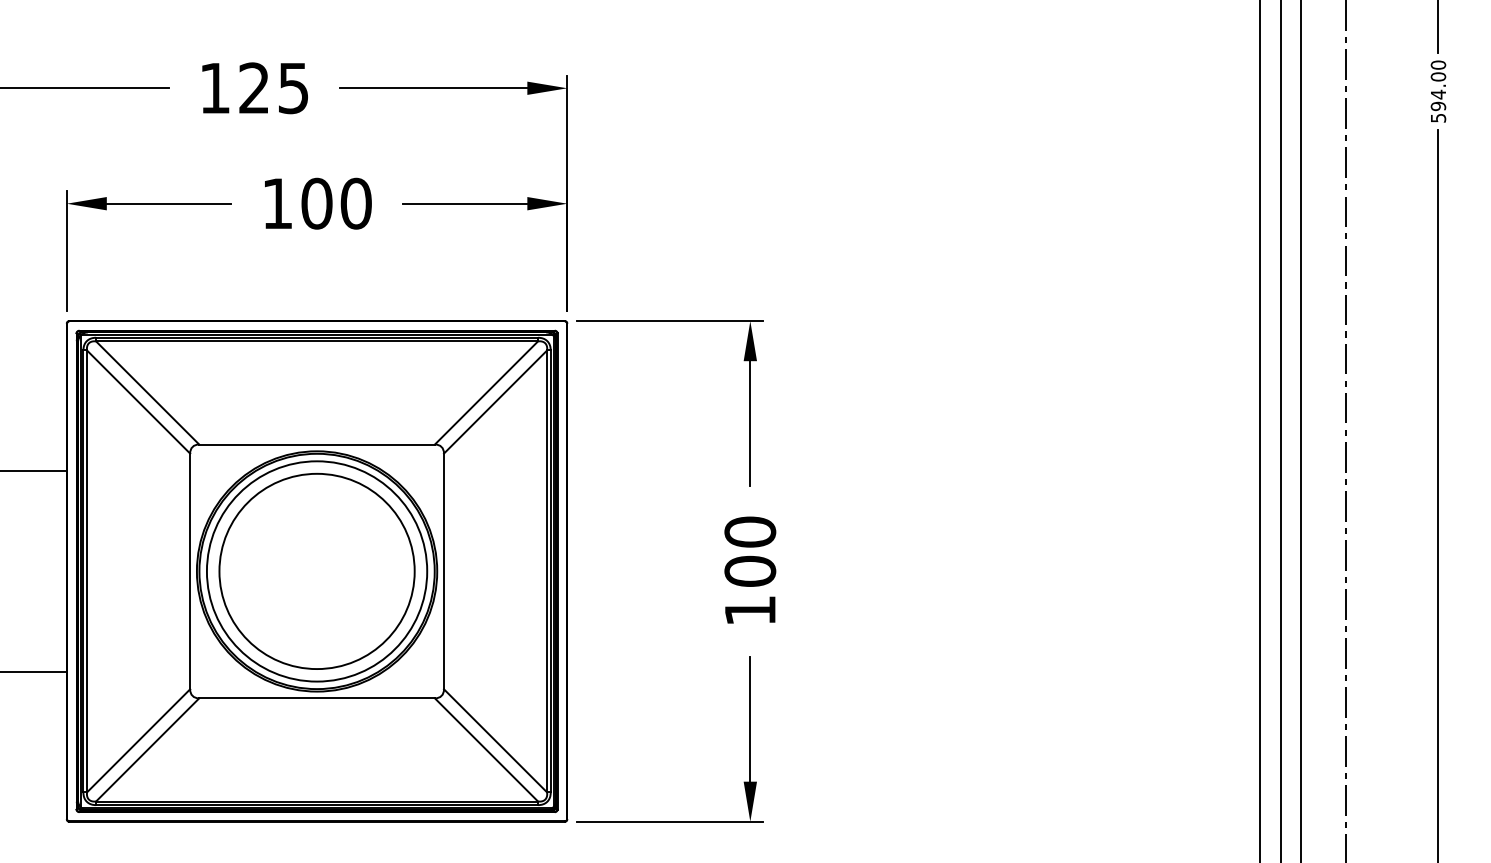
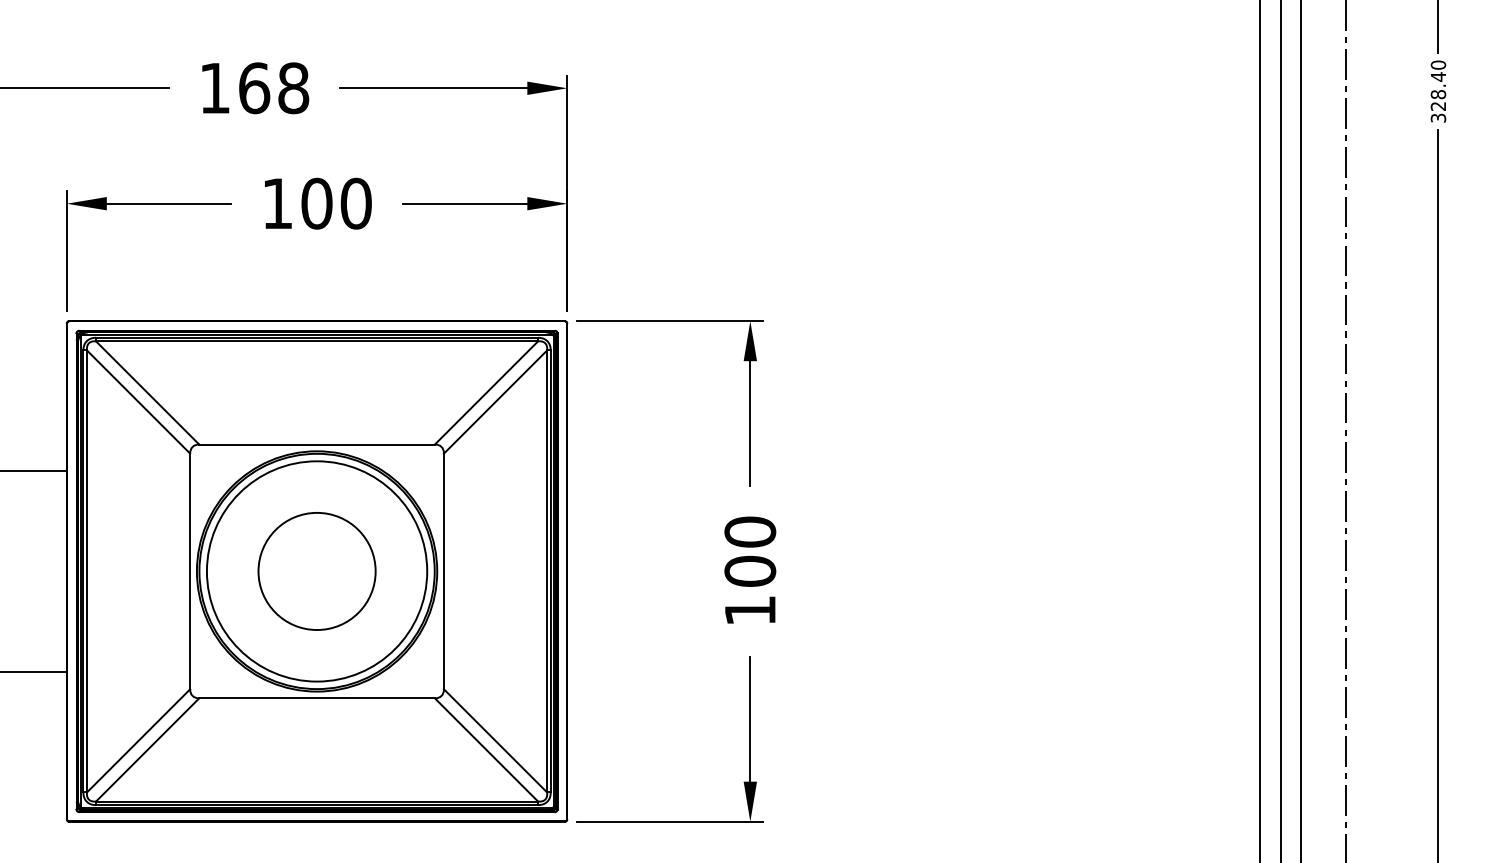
text: 125 -> 168 (274, 88)
text: 594.00 -> 328.40 (1438, 97)
circle diameter: 195 px -> 117 px (316, 571)
